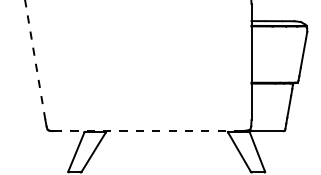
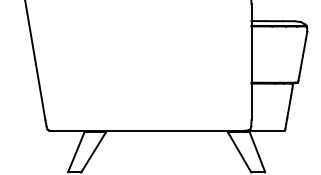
line: dashed -> solid (35, 60)
line: dashed -> solid (144, 131)
